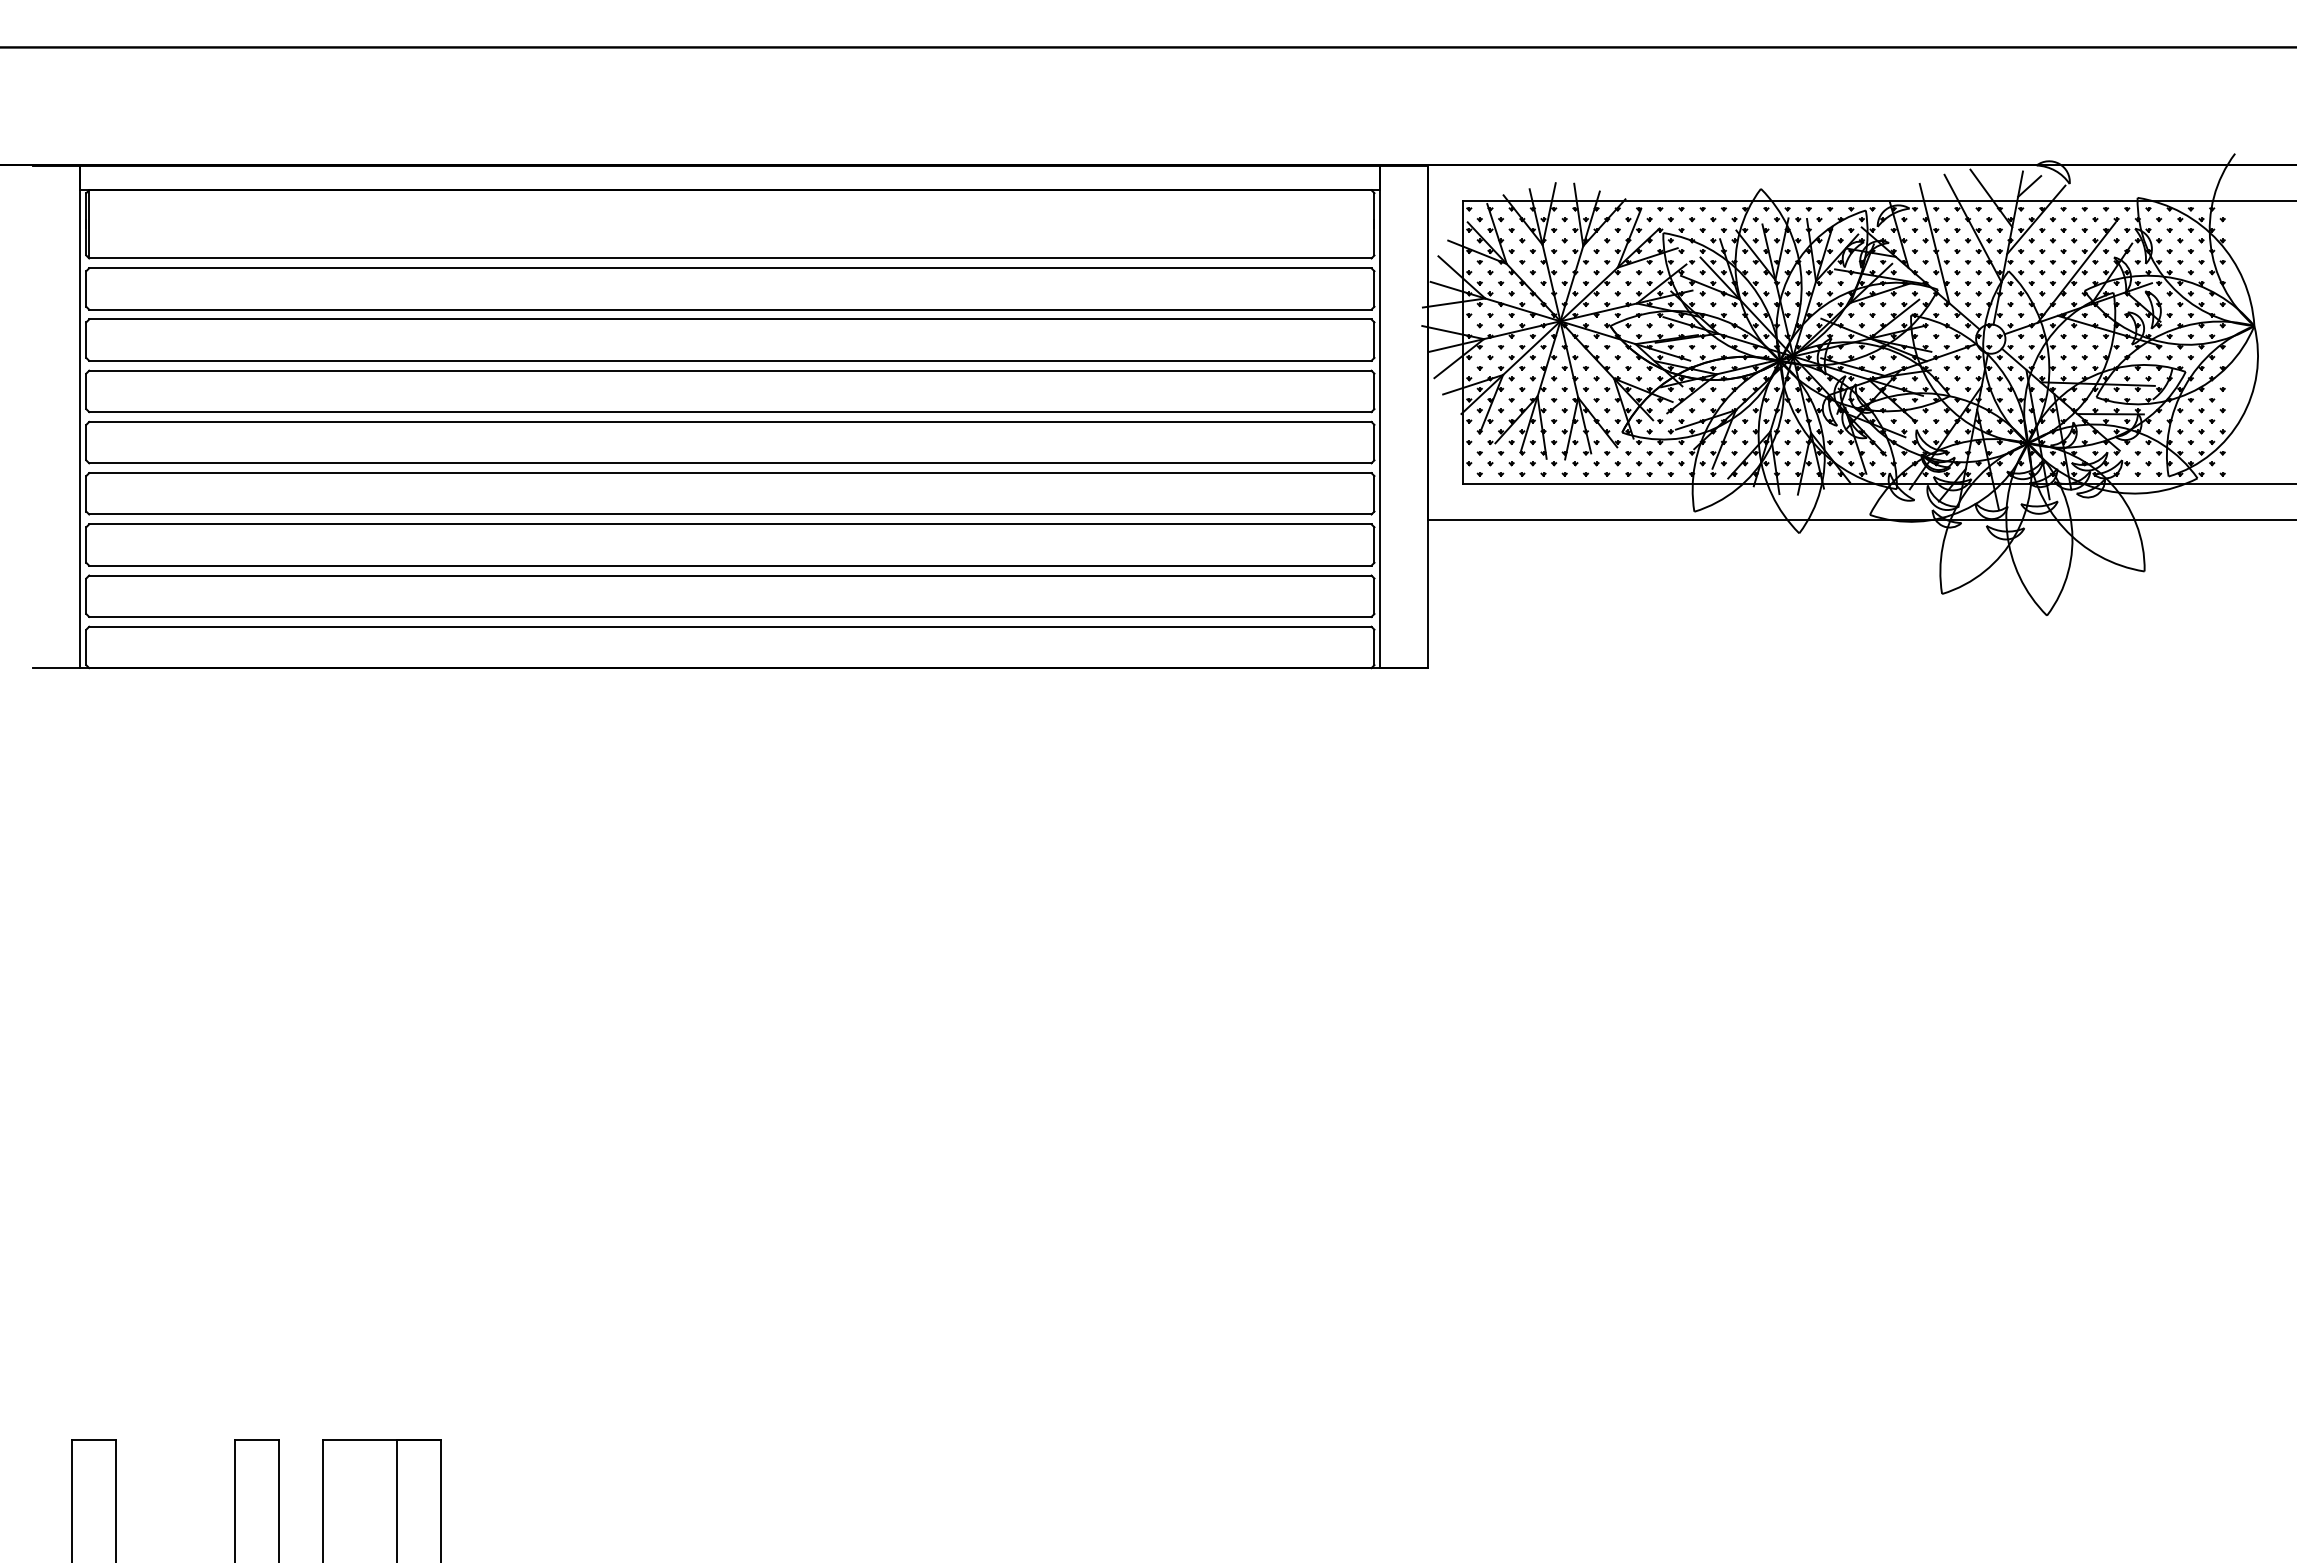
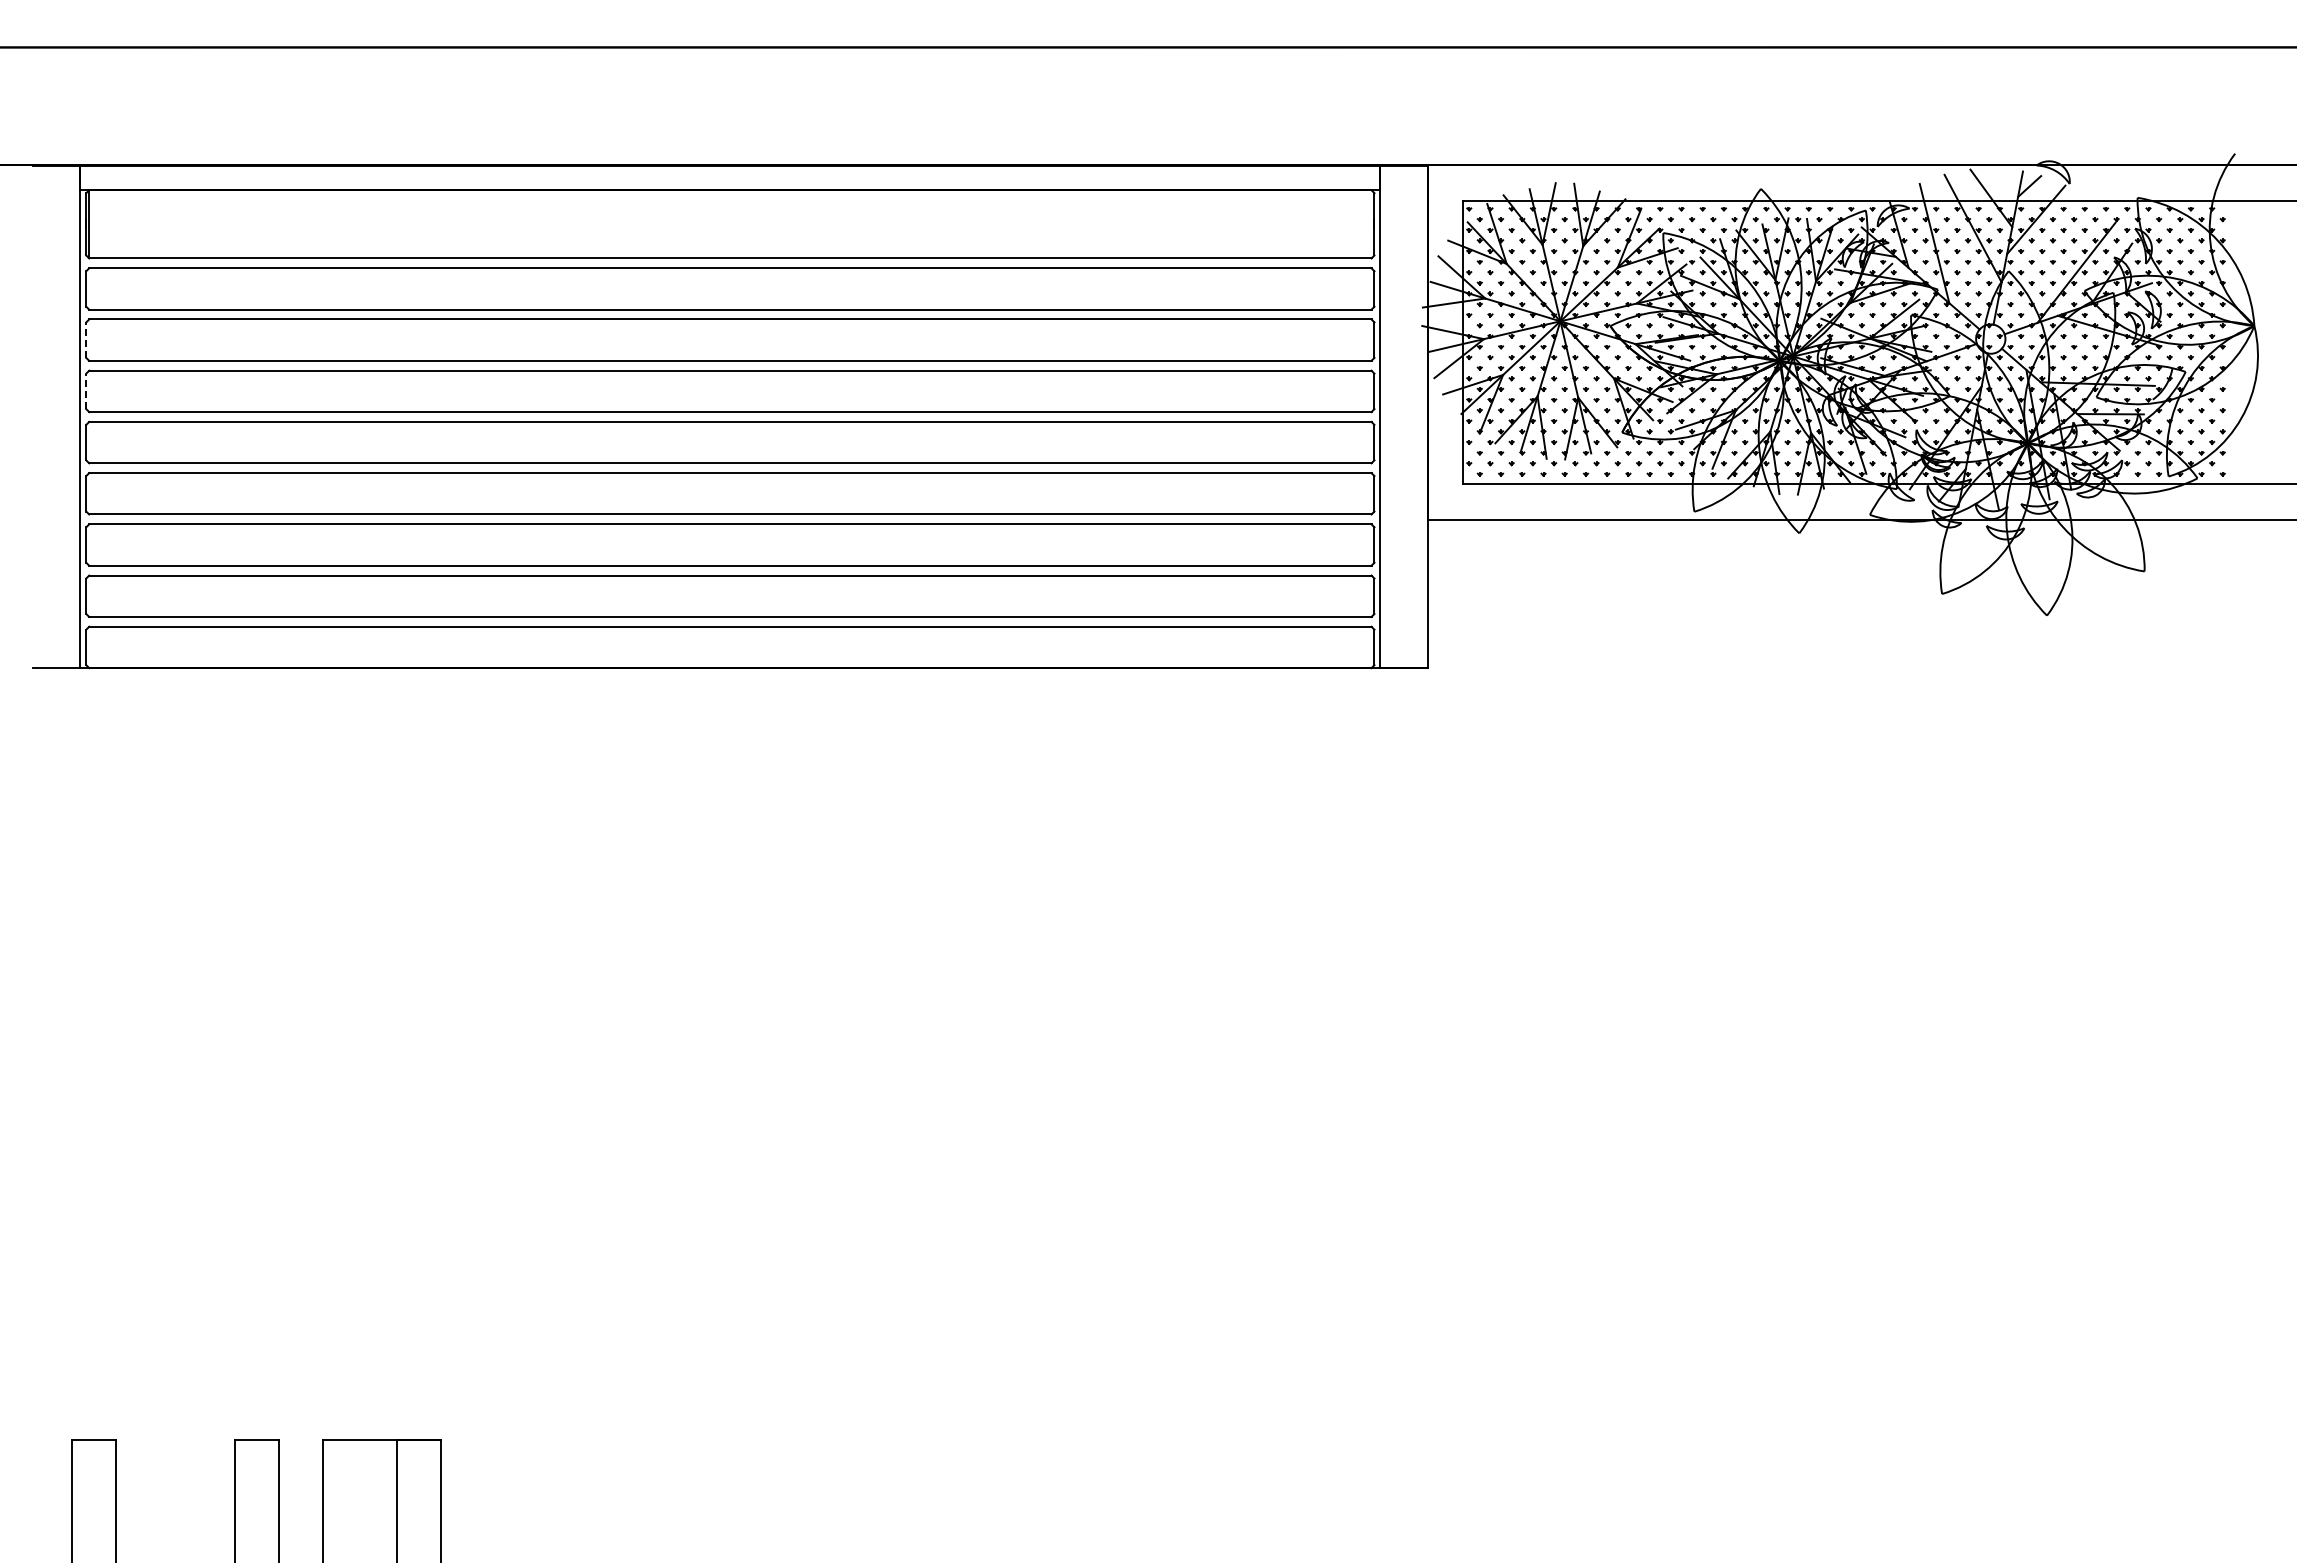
line: solid -> dashed (86, 340)
line: solid -> dashed (86, 391)
